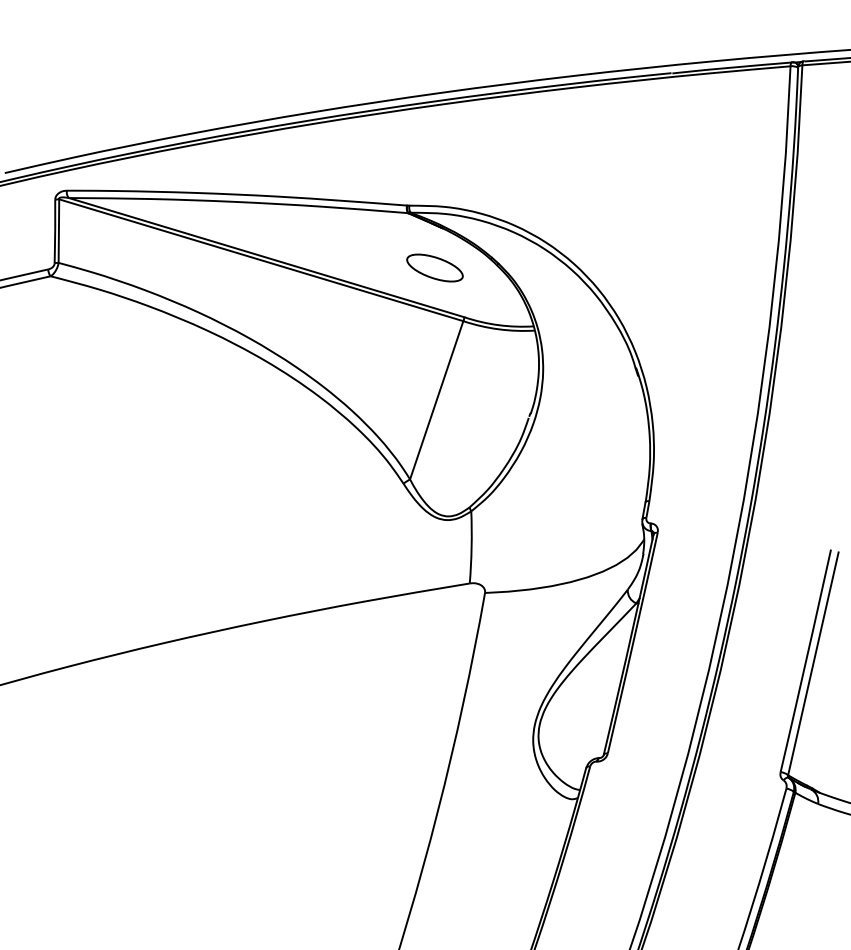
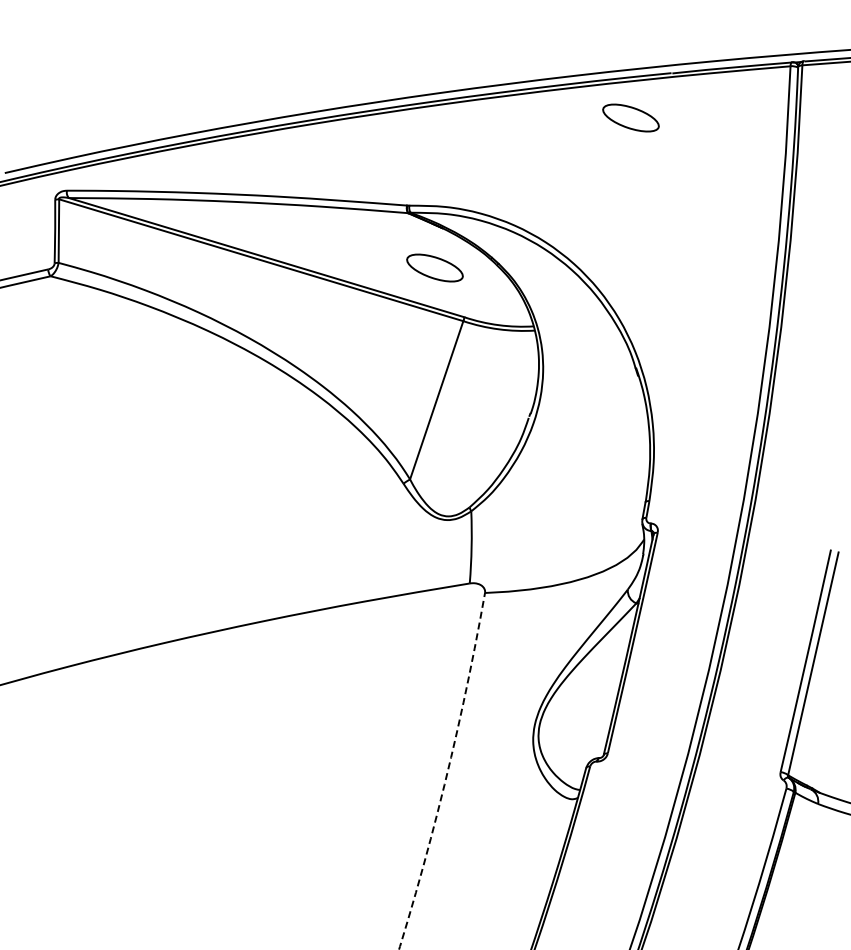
part: none -> present (630, 117)
arc: solid -> dashed (447, 772)
